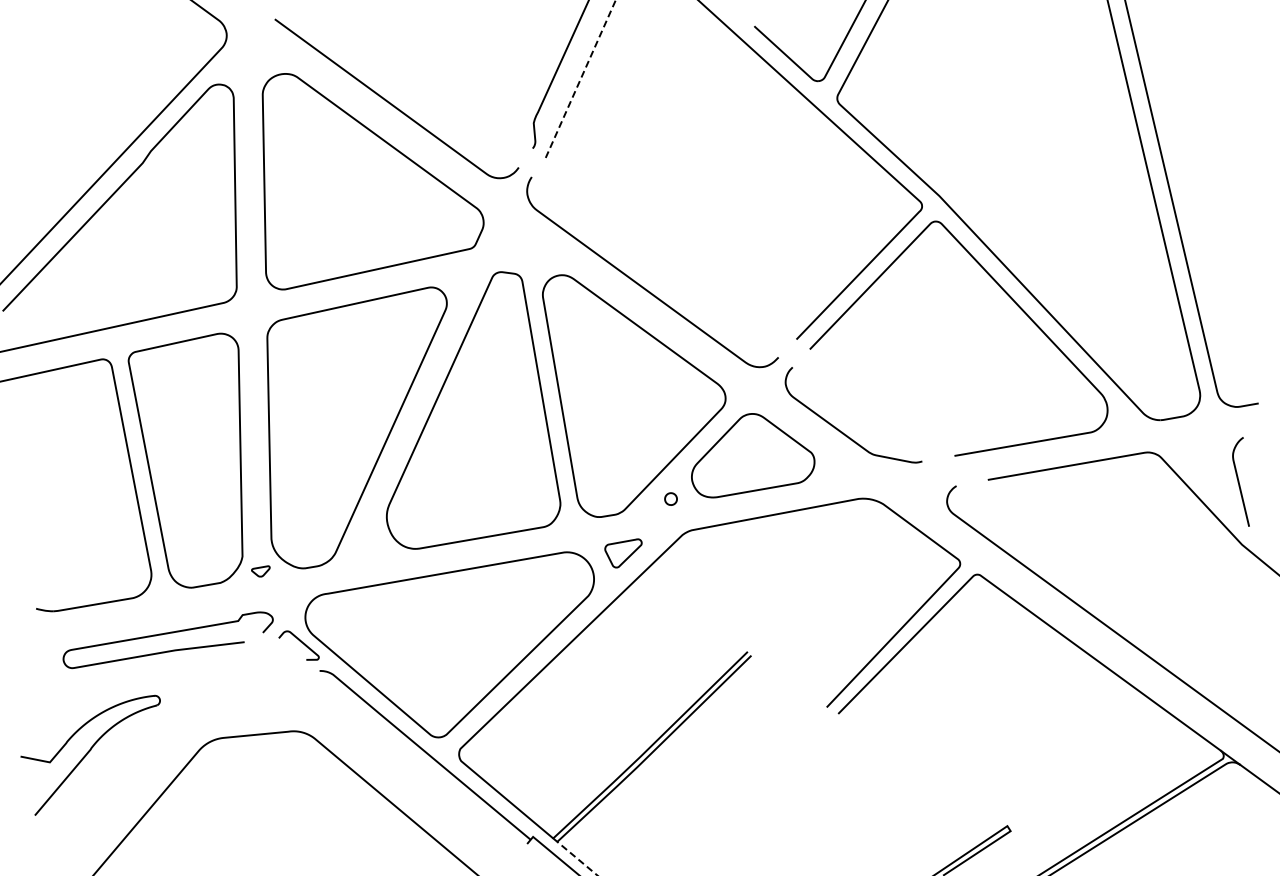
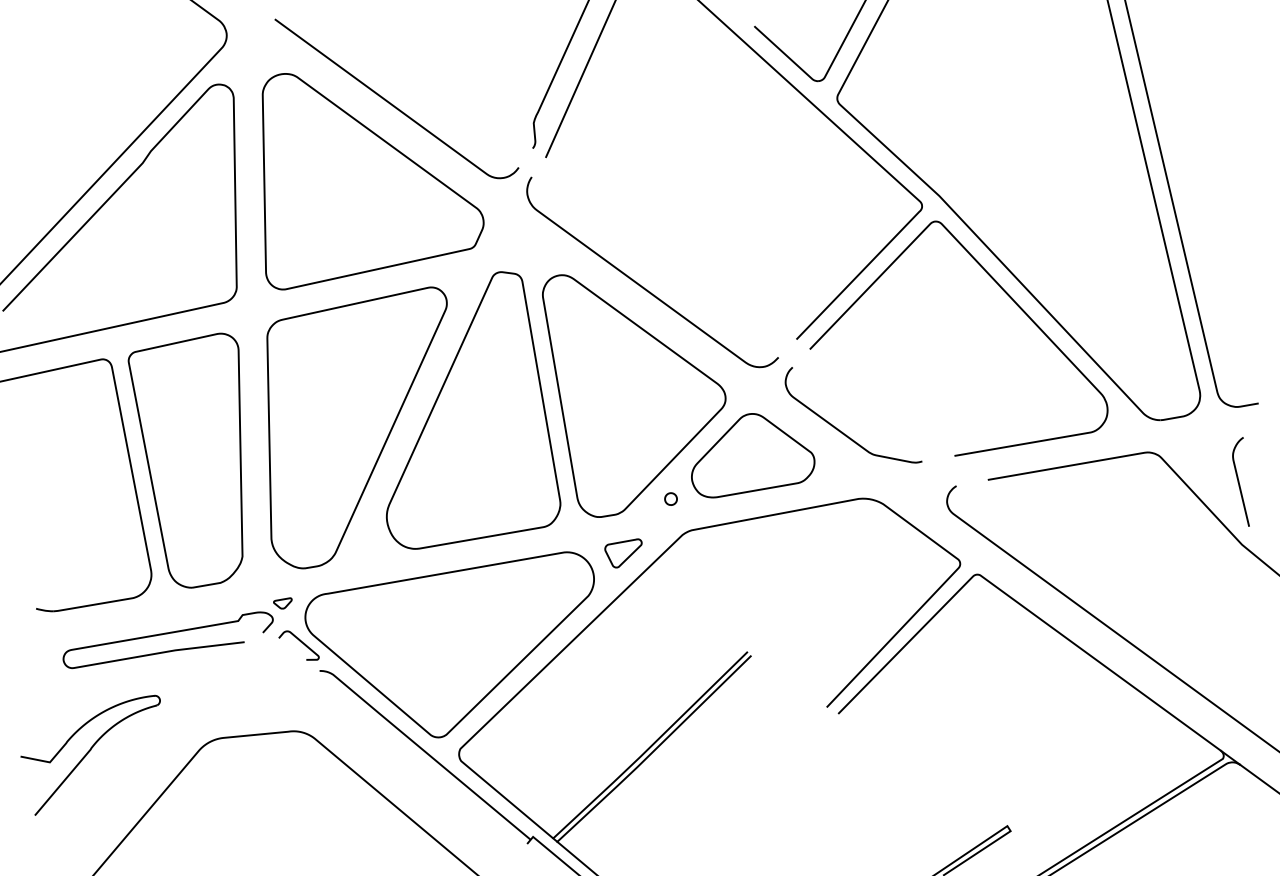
line: dashed -> solid (580, 78)
part position: (260, 571) -> (282, 603) (282, 603)
line: dashed -> solid (577, 858)
